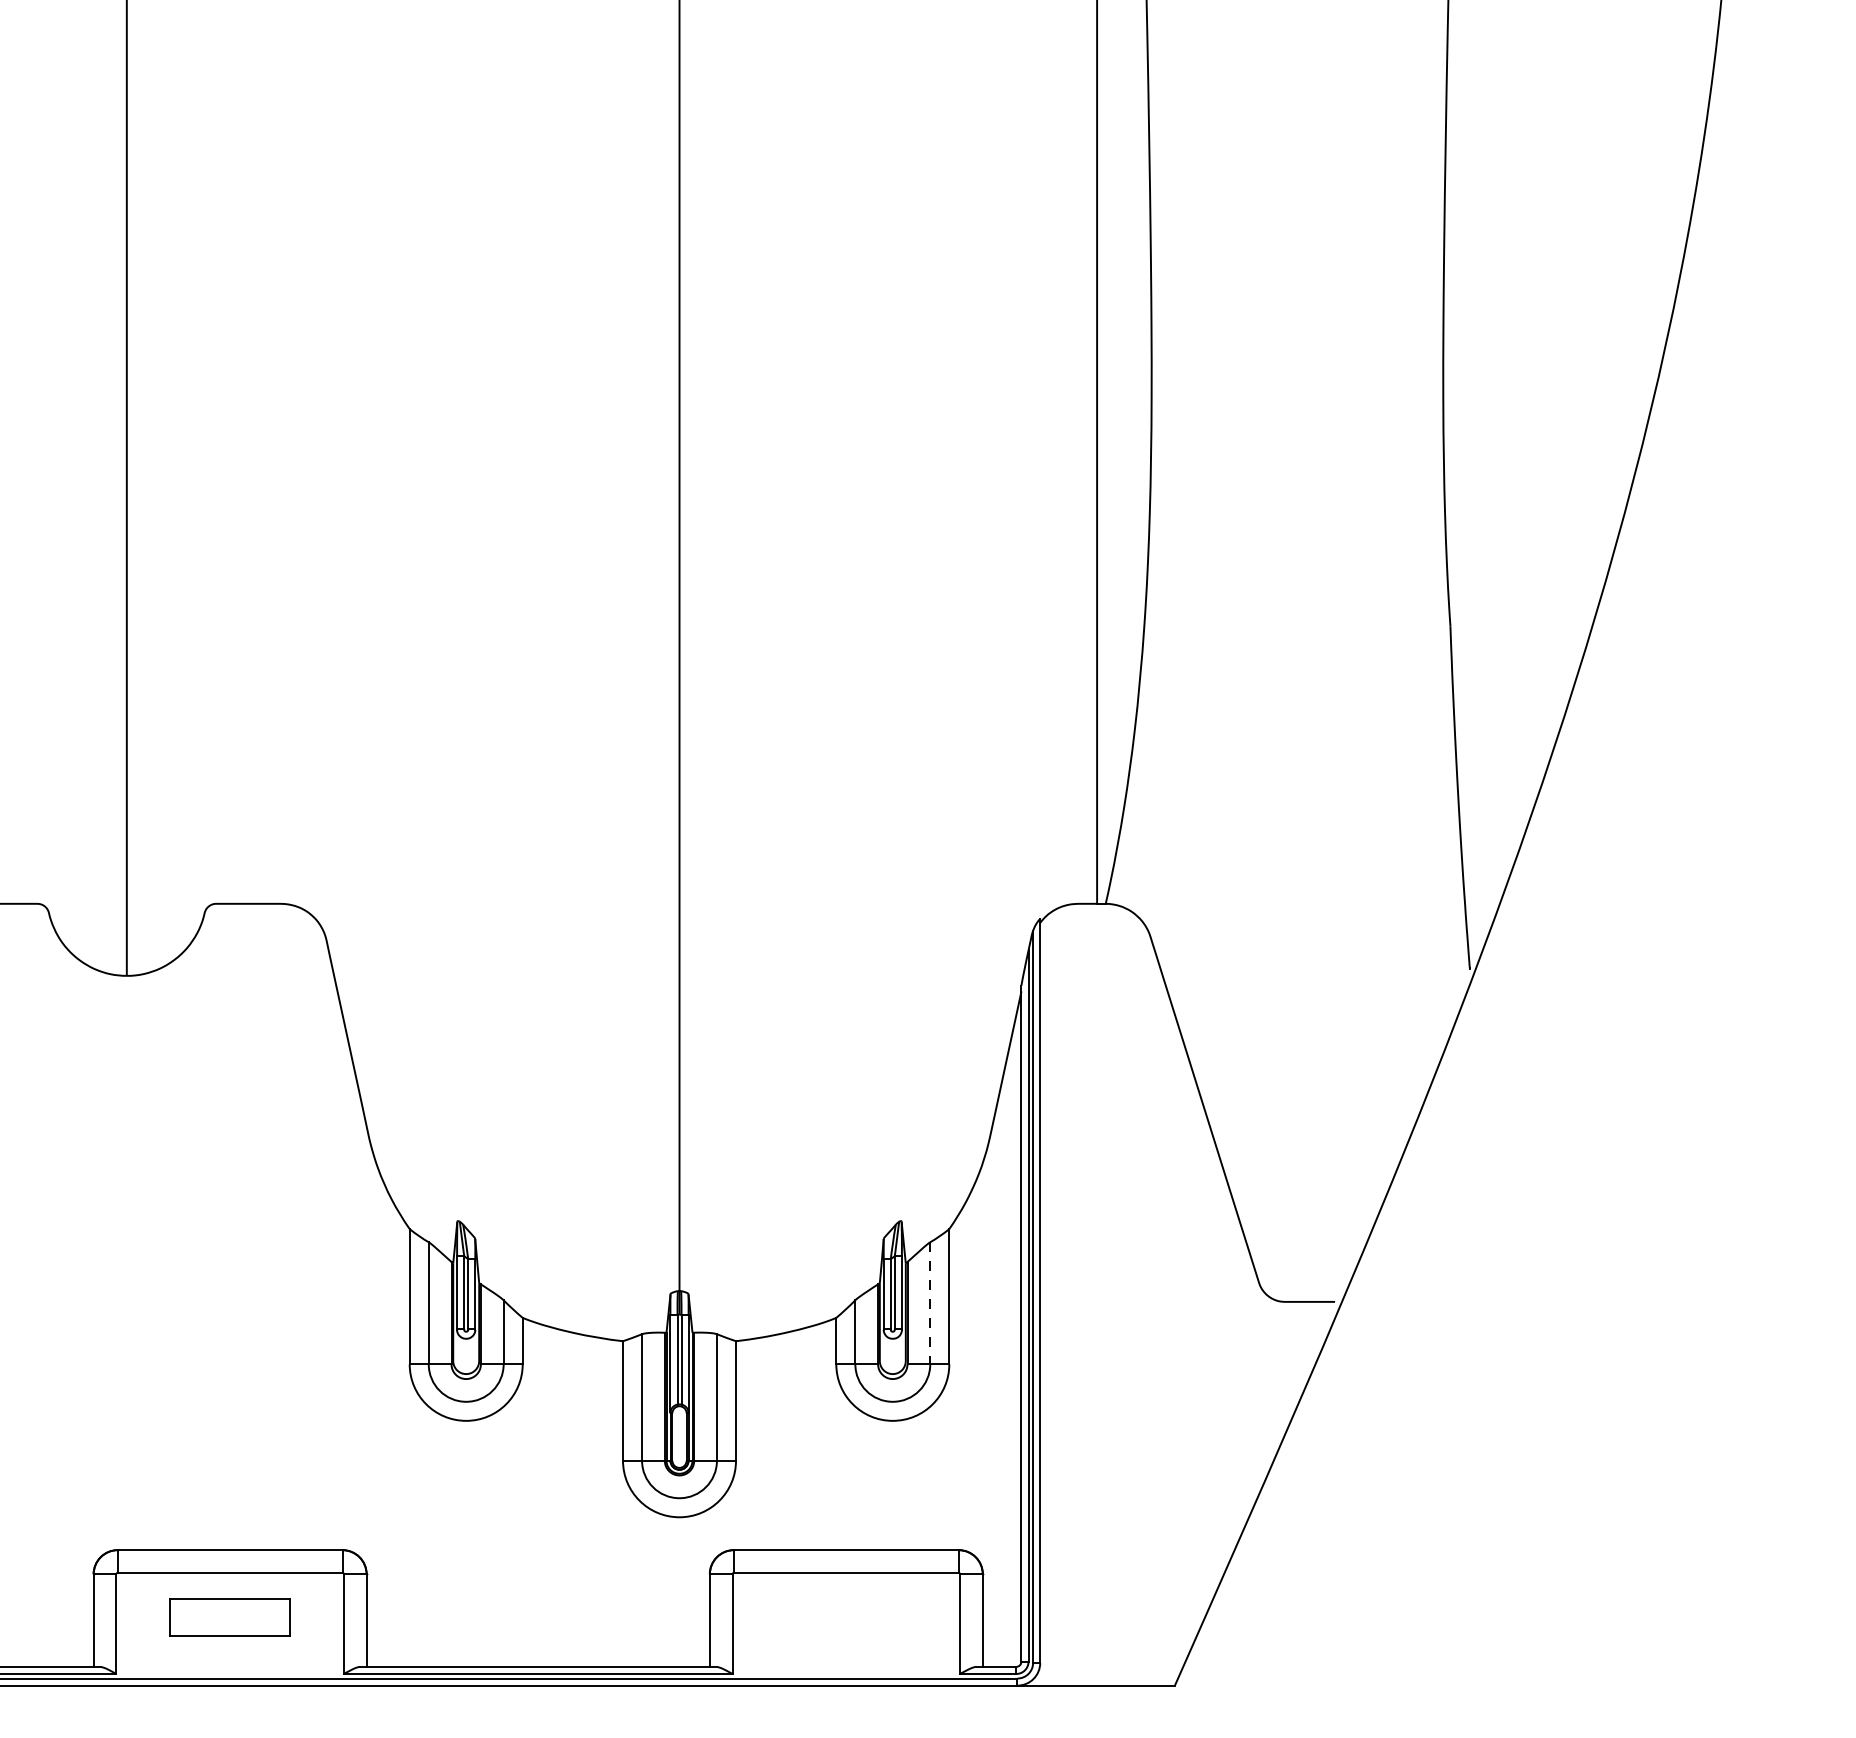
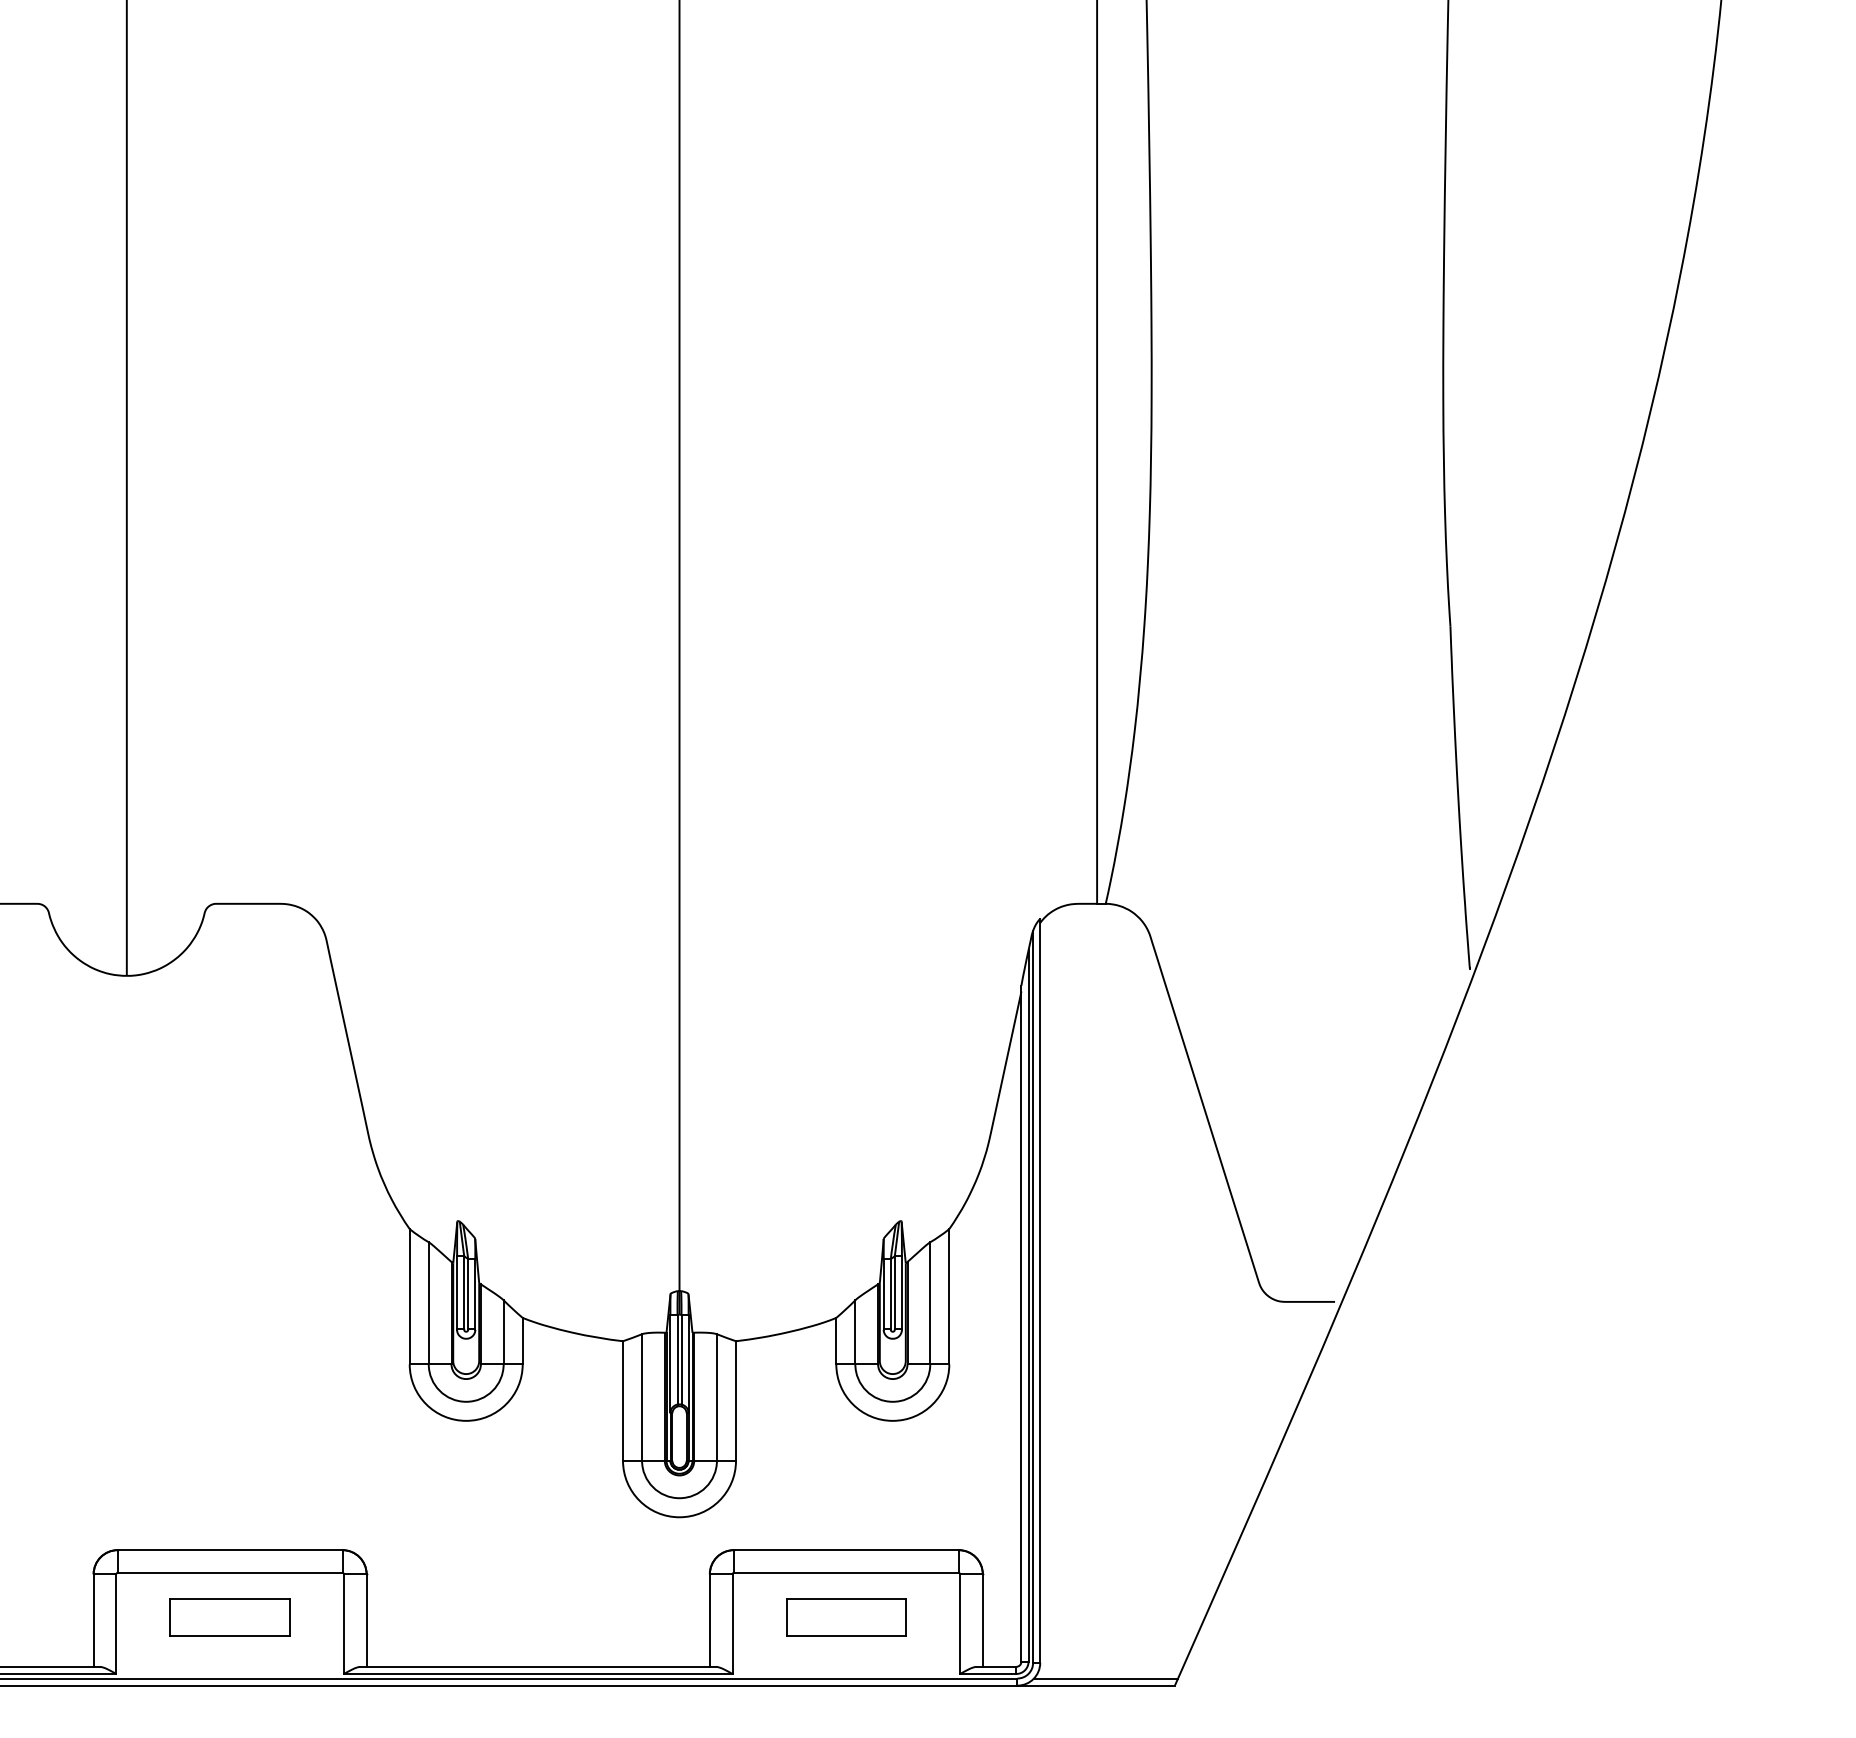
line: dashed -> solid (930, 1303)
part: none -> present (846, 1617)
line: none -> present (1105, 1678)
